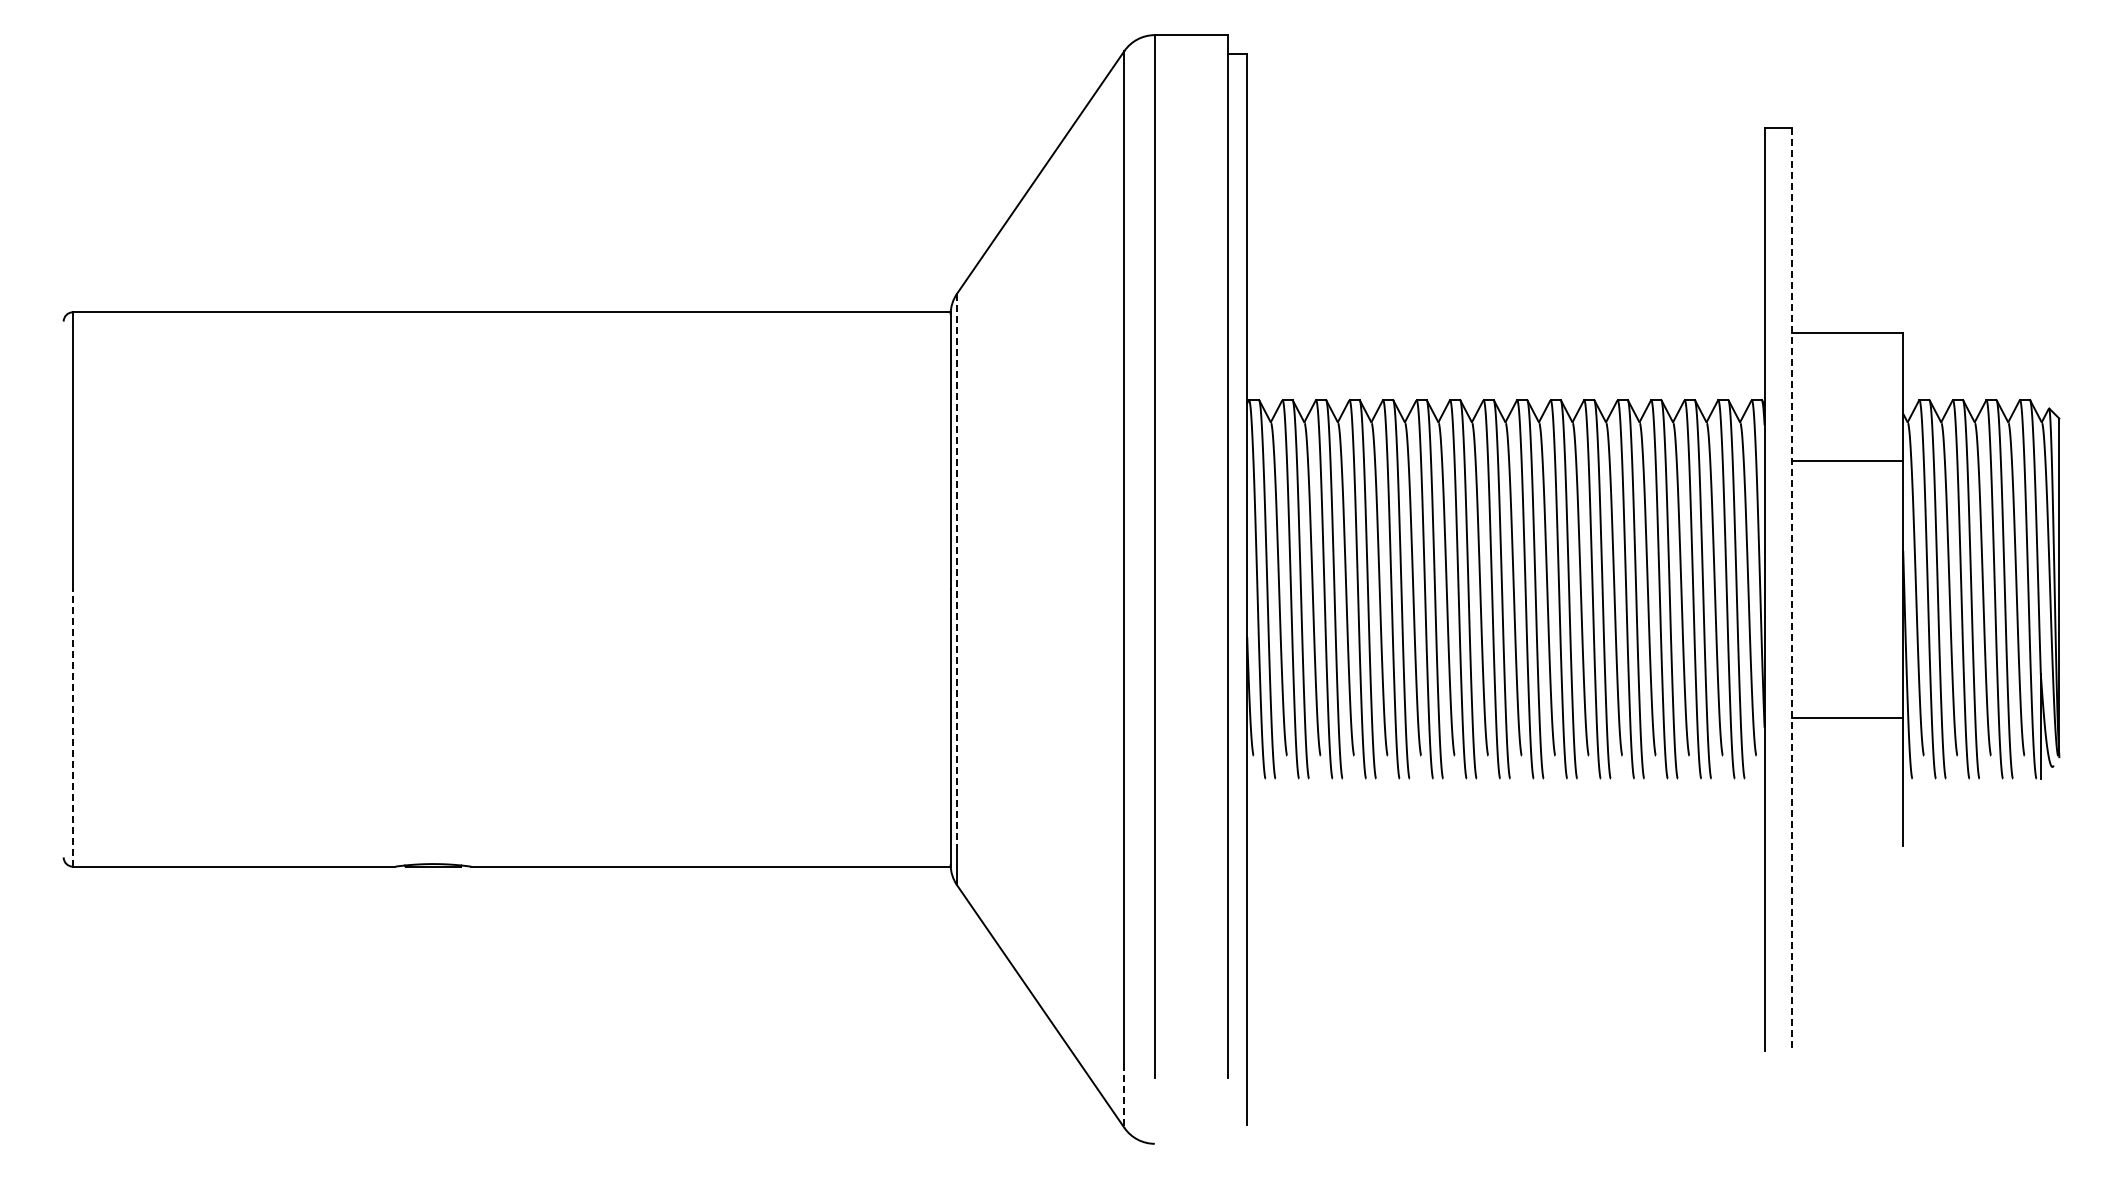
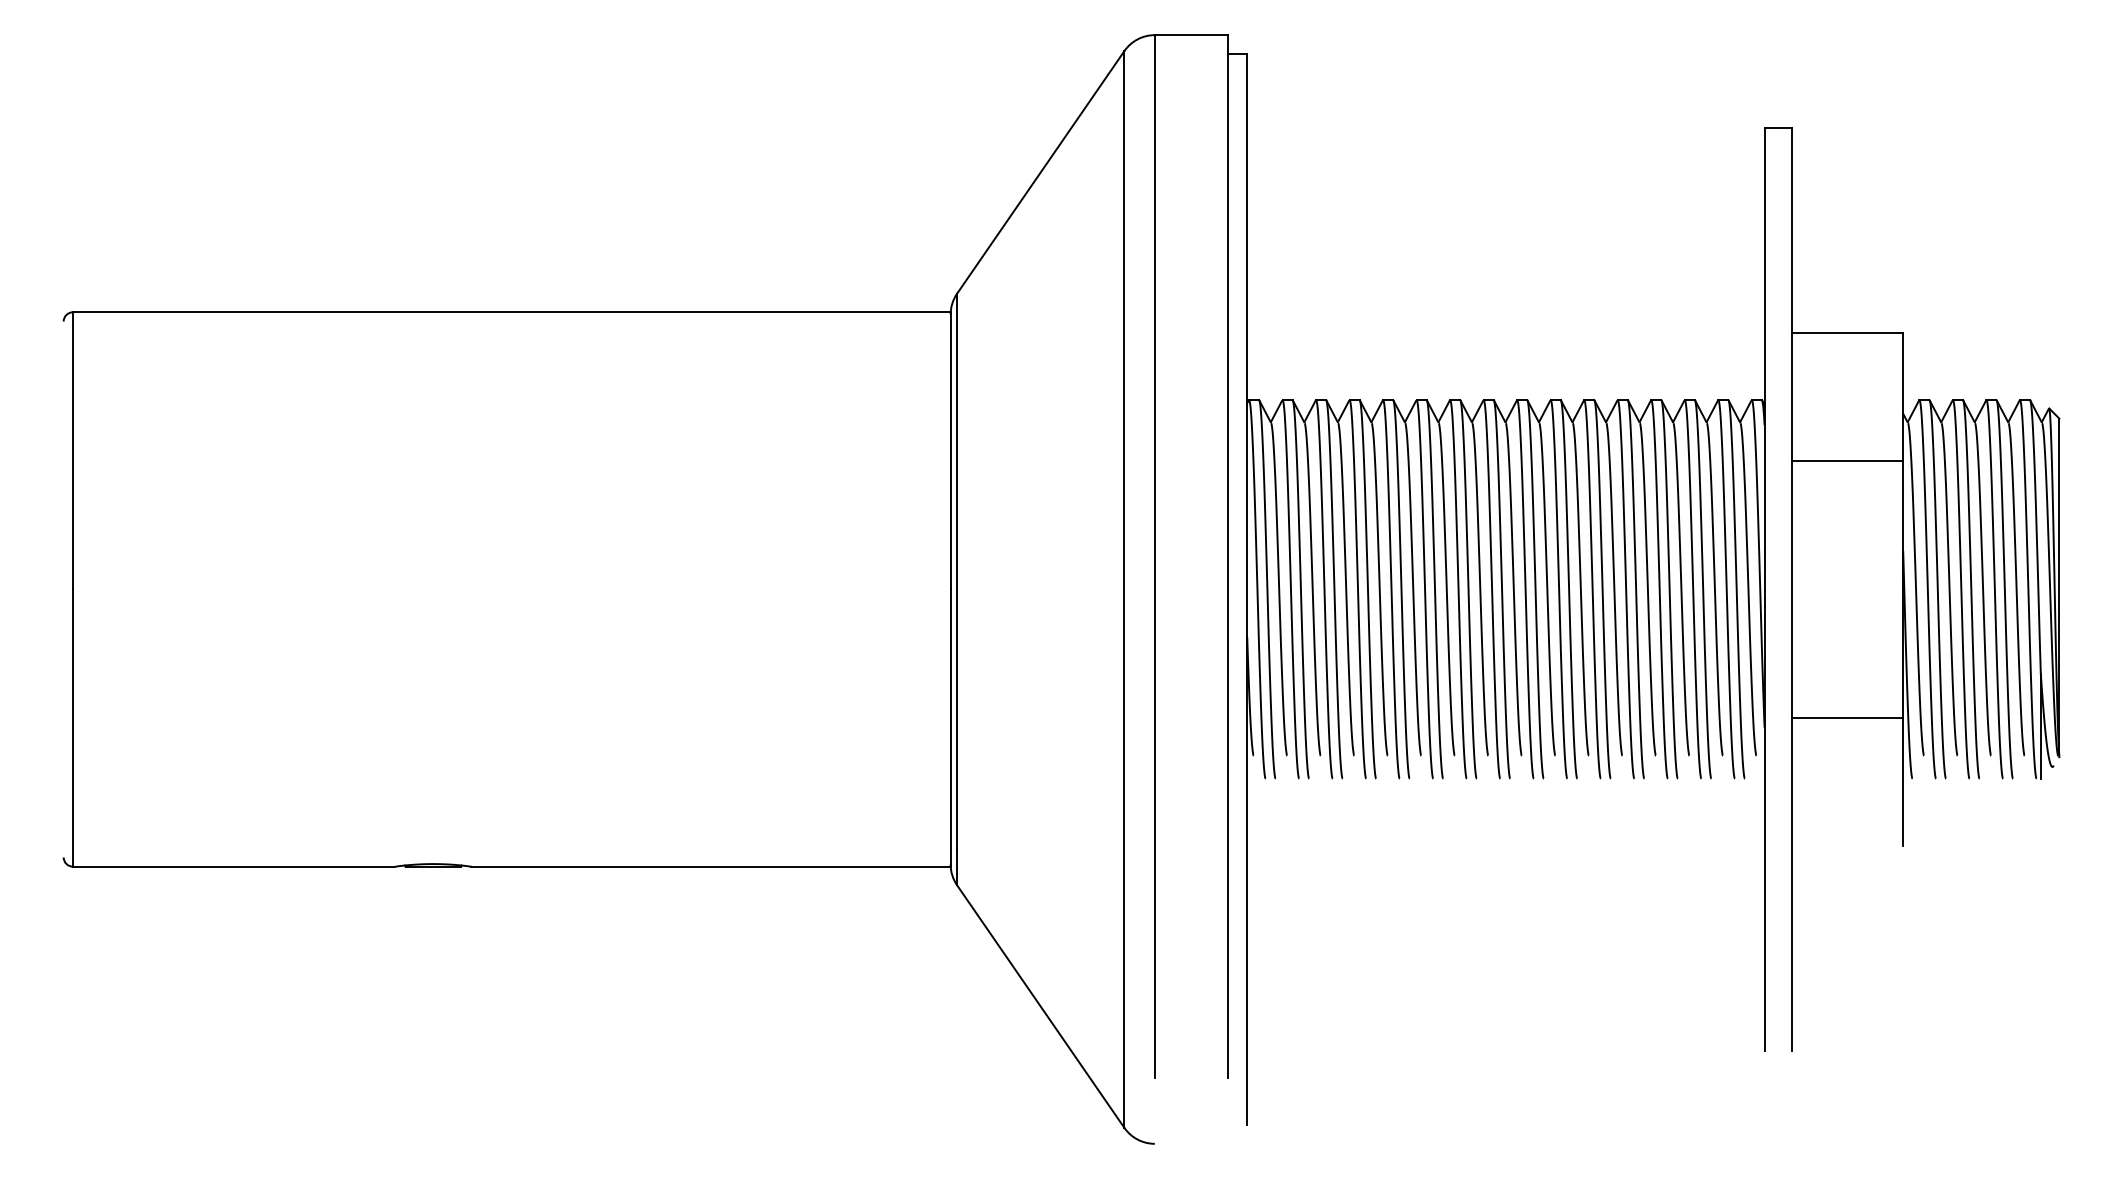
line: dashed -> solid (957, 572)
line: dashed -> solid (1792, 589)
line: dashed -> solid (72, 728)
line: dashed -> solid (1124, 1096)
